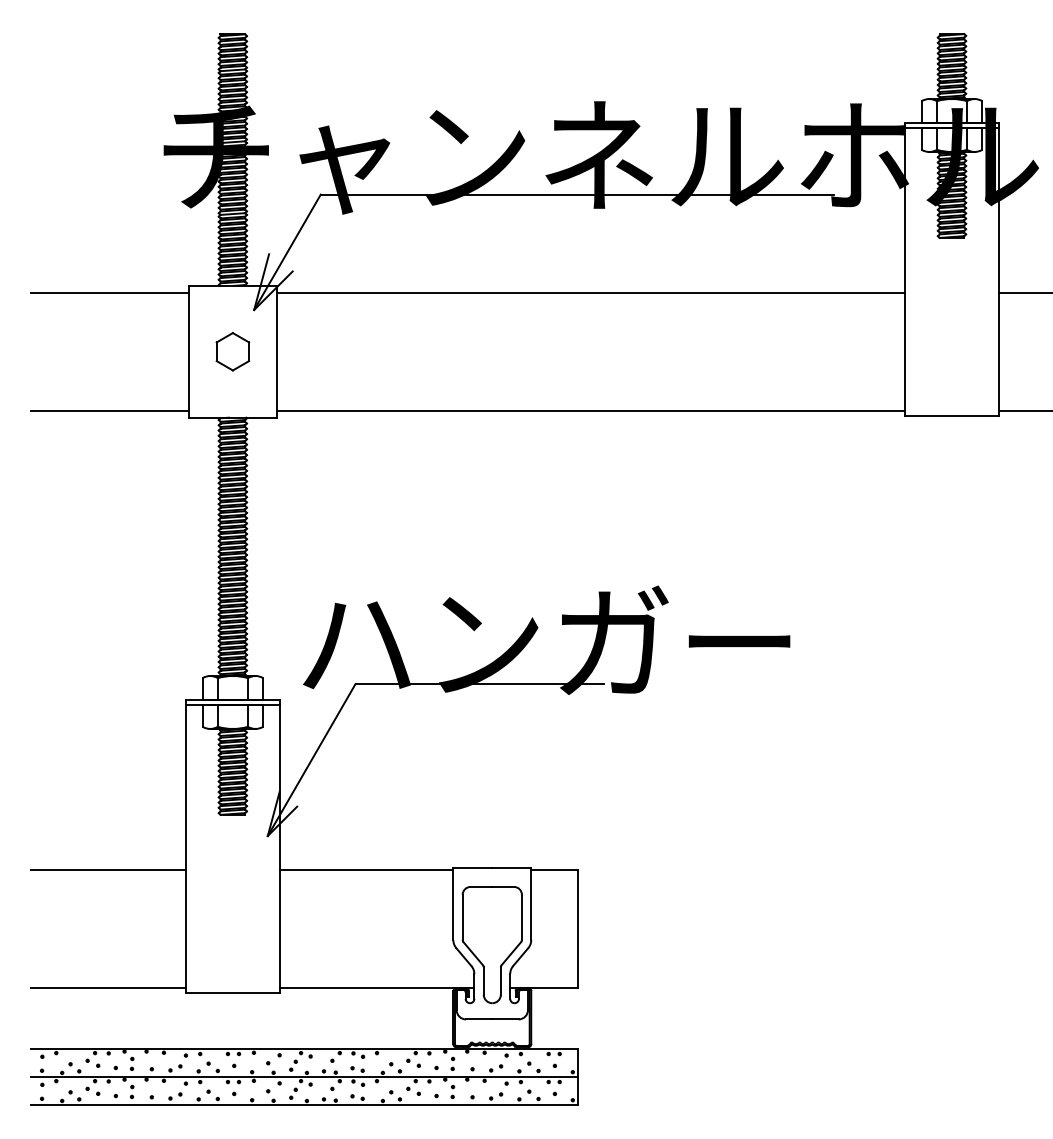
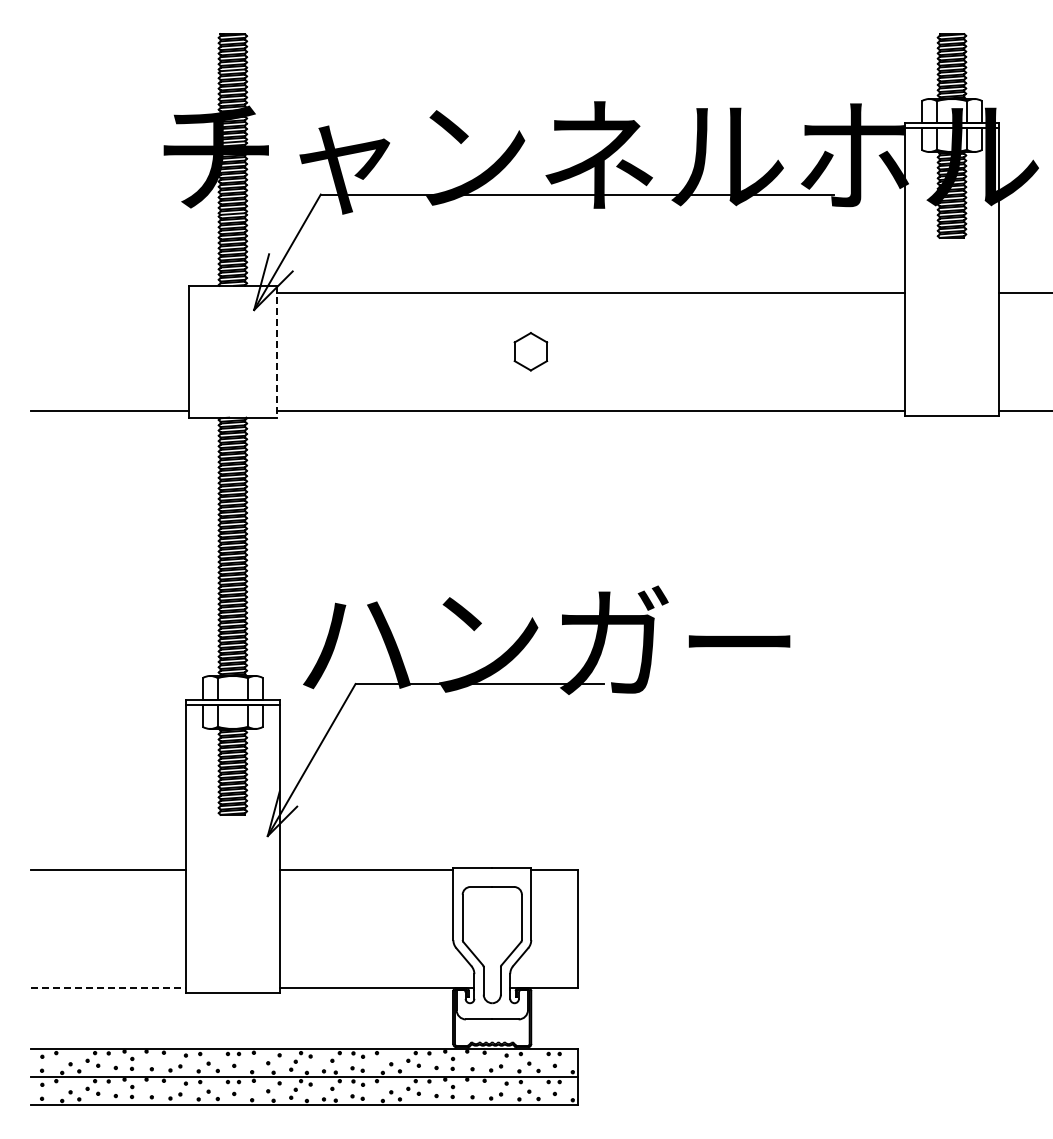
line: present -> none (110, 292)
part position: (232, 351) -> (530, 351) (530, 351)
line: solid -> dashed (276, 351)
line: solid -> dashed (109, 987)
